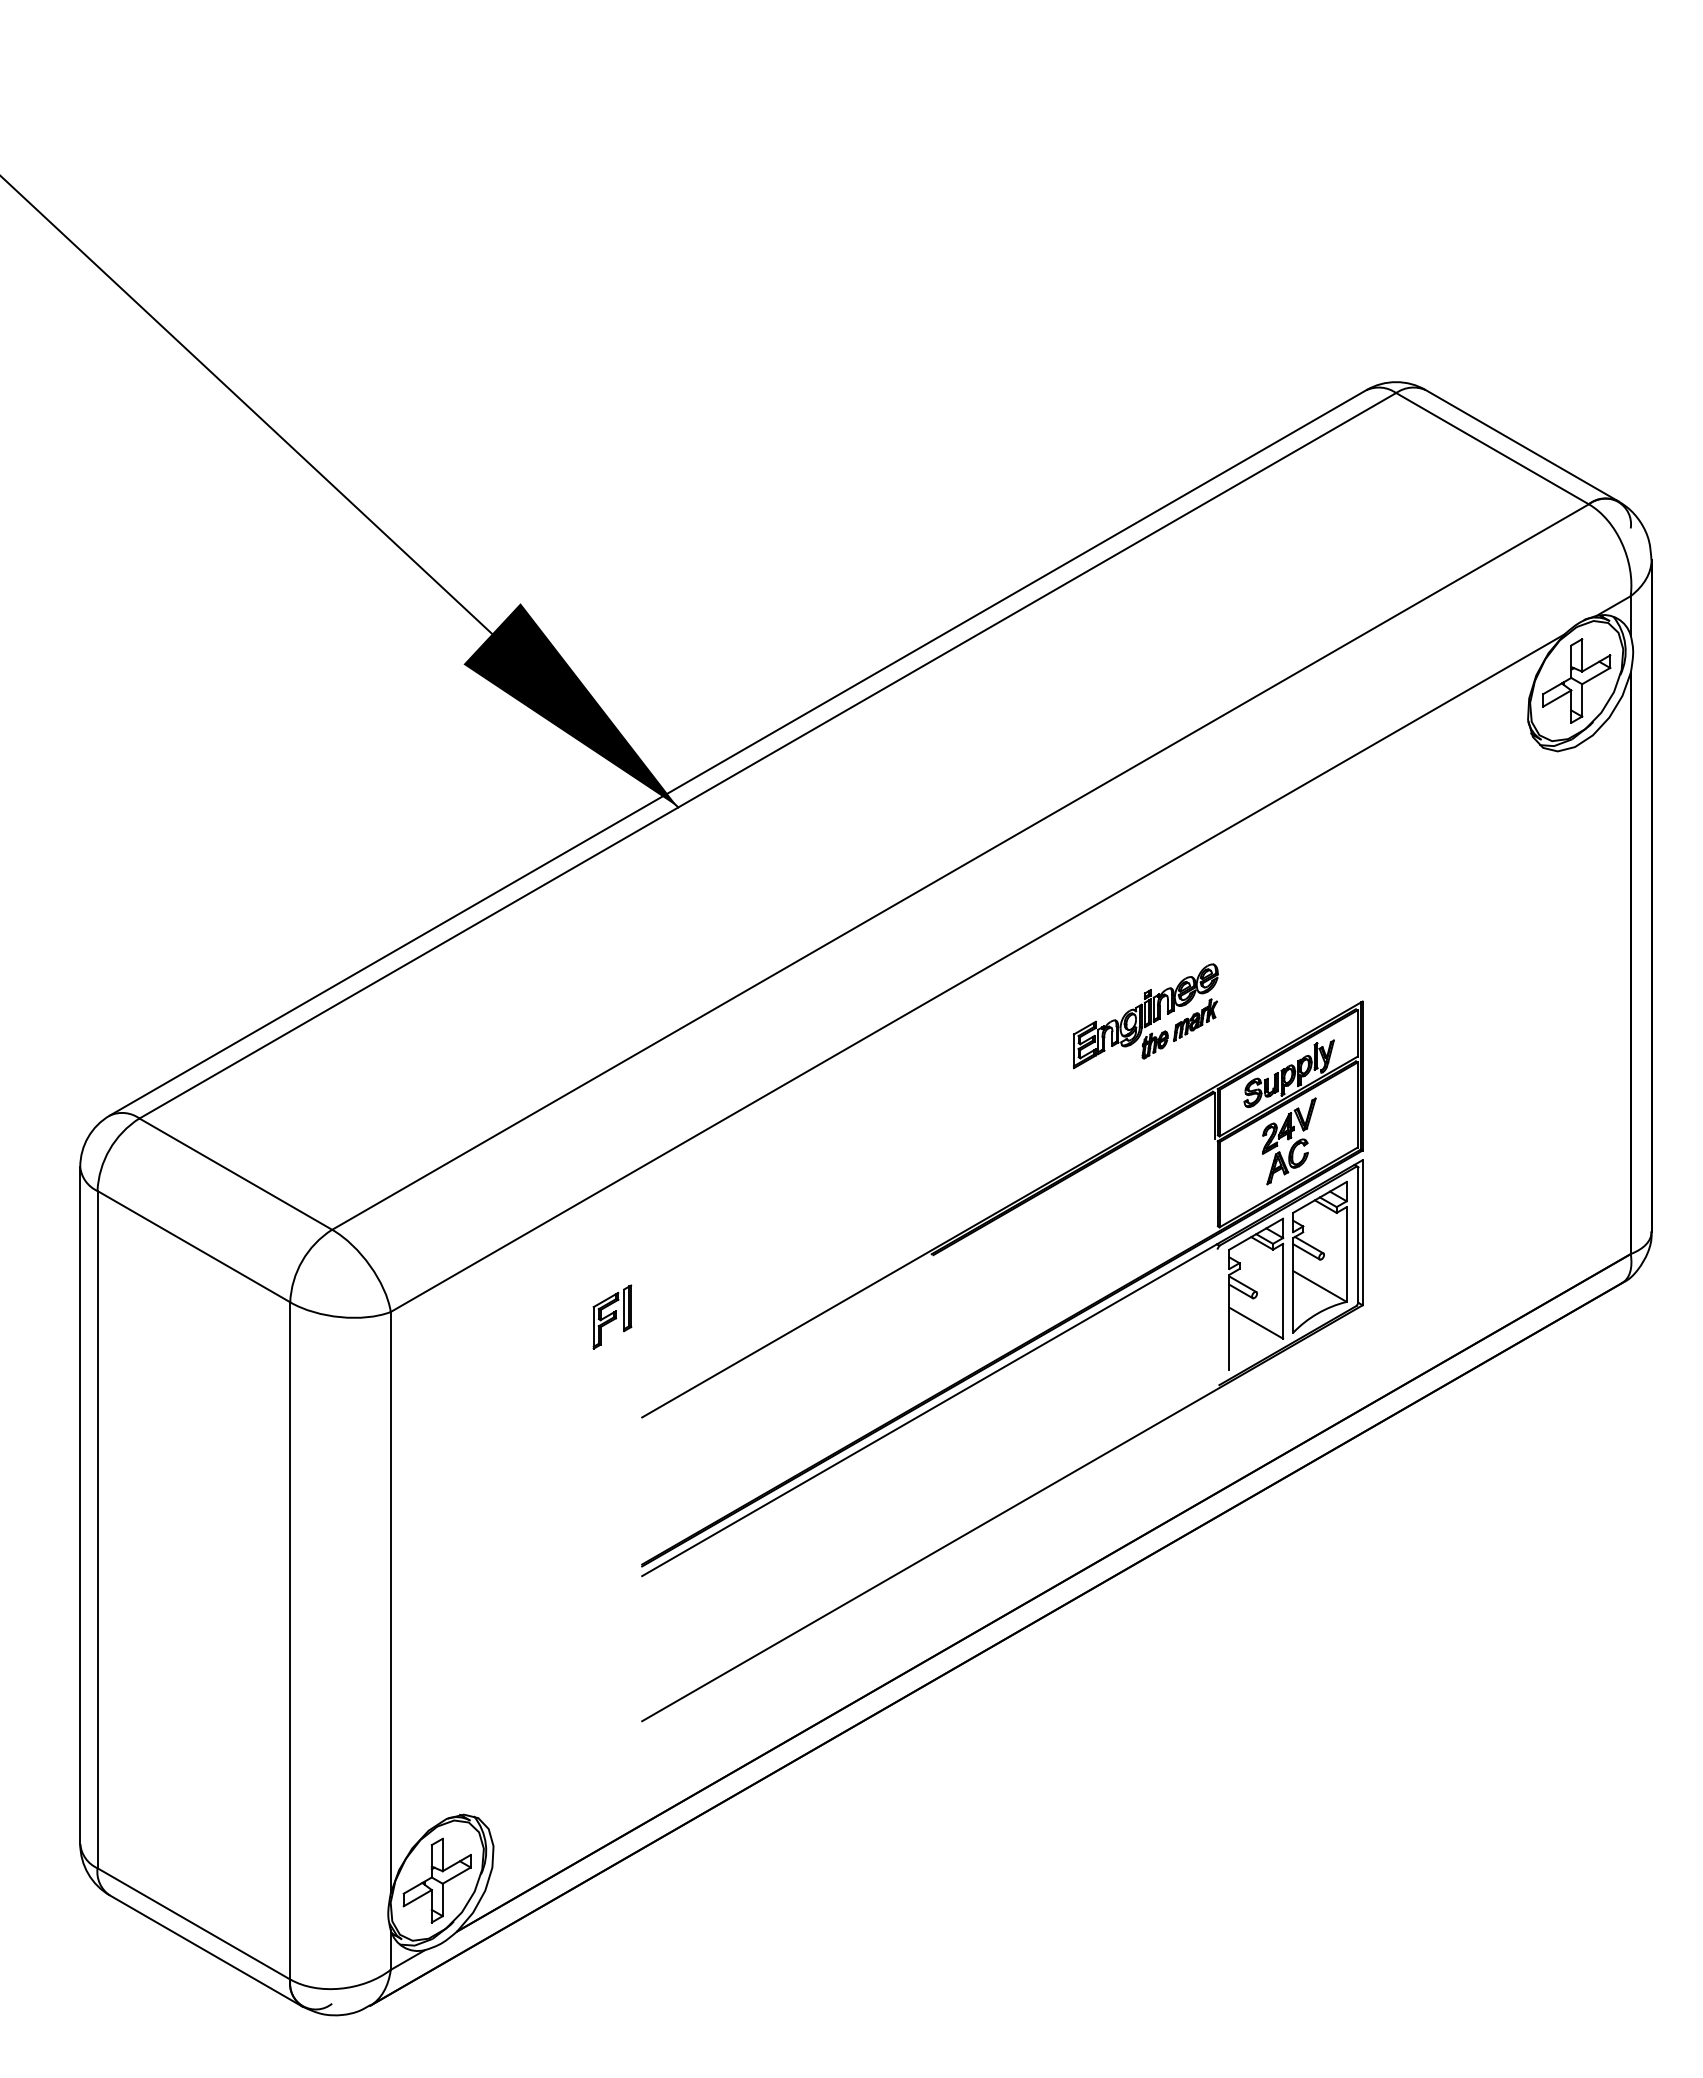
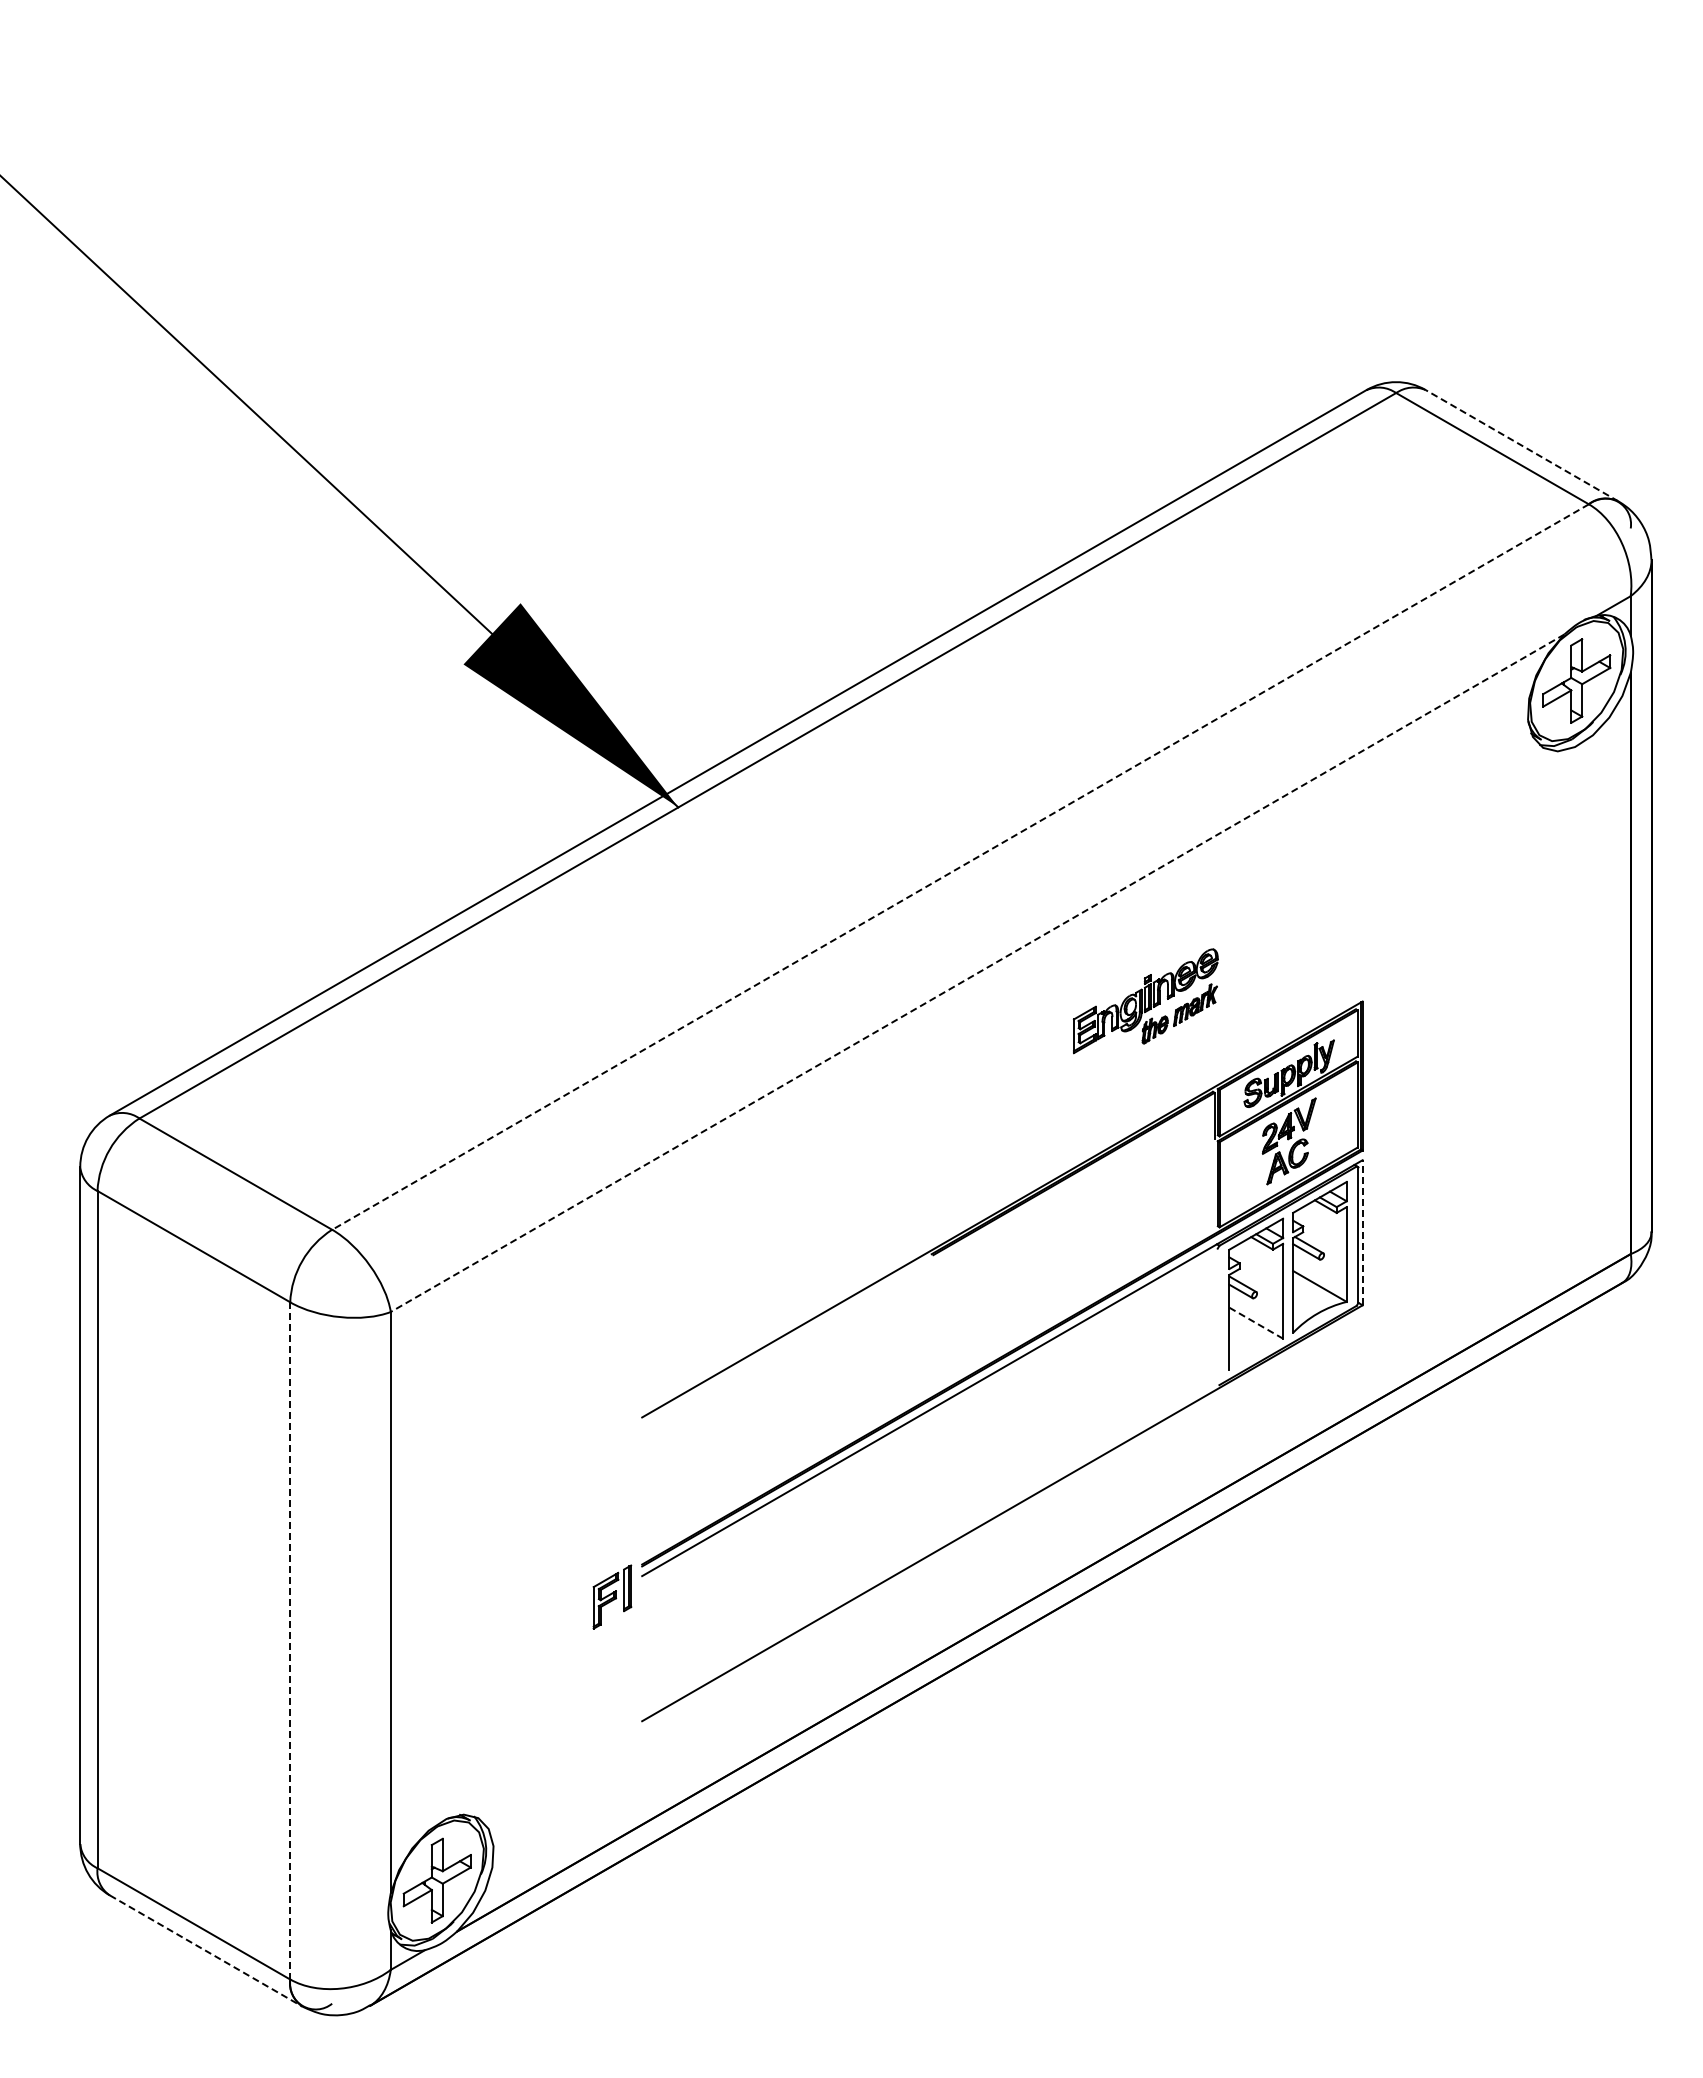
line: solid -> dashed (1521, 445)
line: solid -> dashed (960, 867)
line: solid -> dashed (977, 973)
part position: (1145, 1016) -> (1145, 1001) (1145, 1001)
line: solid -> dashed (1362, 1232)
part position: (612, 1316) -> (612, 1596) (612, 1596)
line: solid -> dashed (1256, 1323)
line: solid -> dashed (290, 1640)
line: solid -> dashed (206, 1951)
